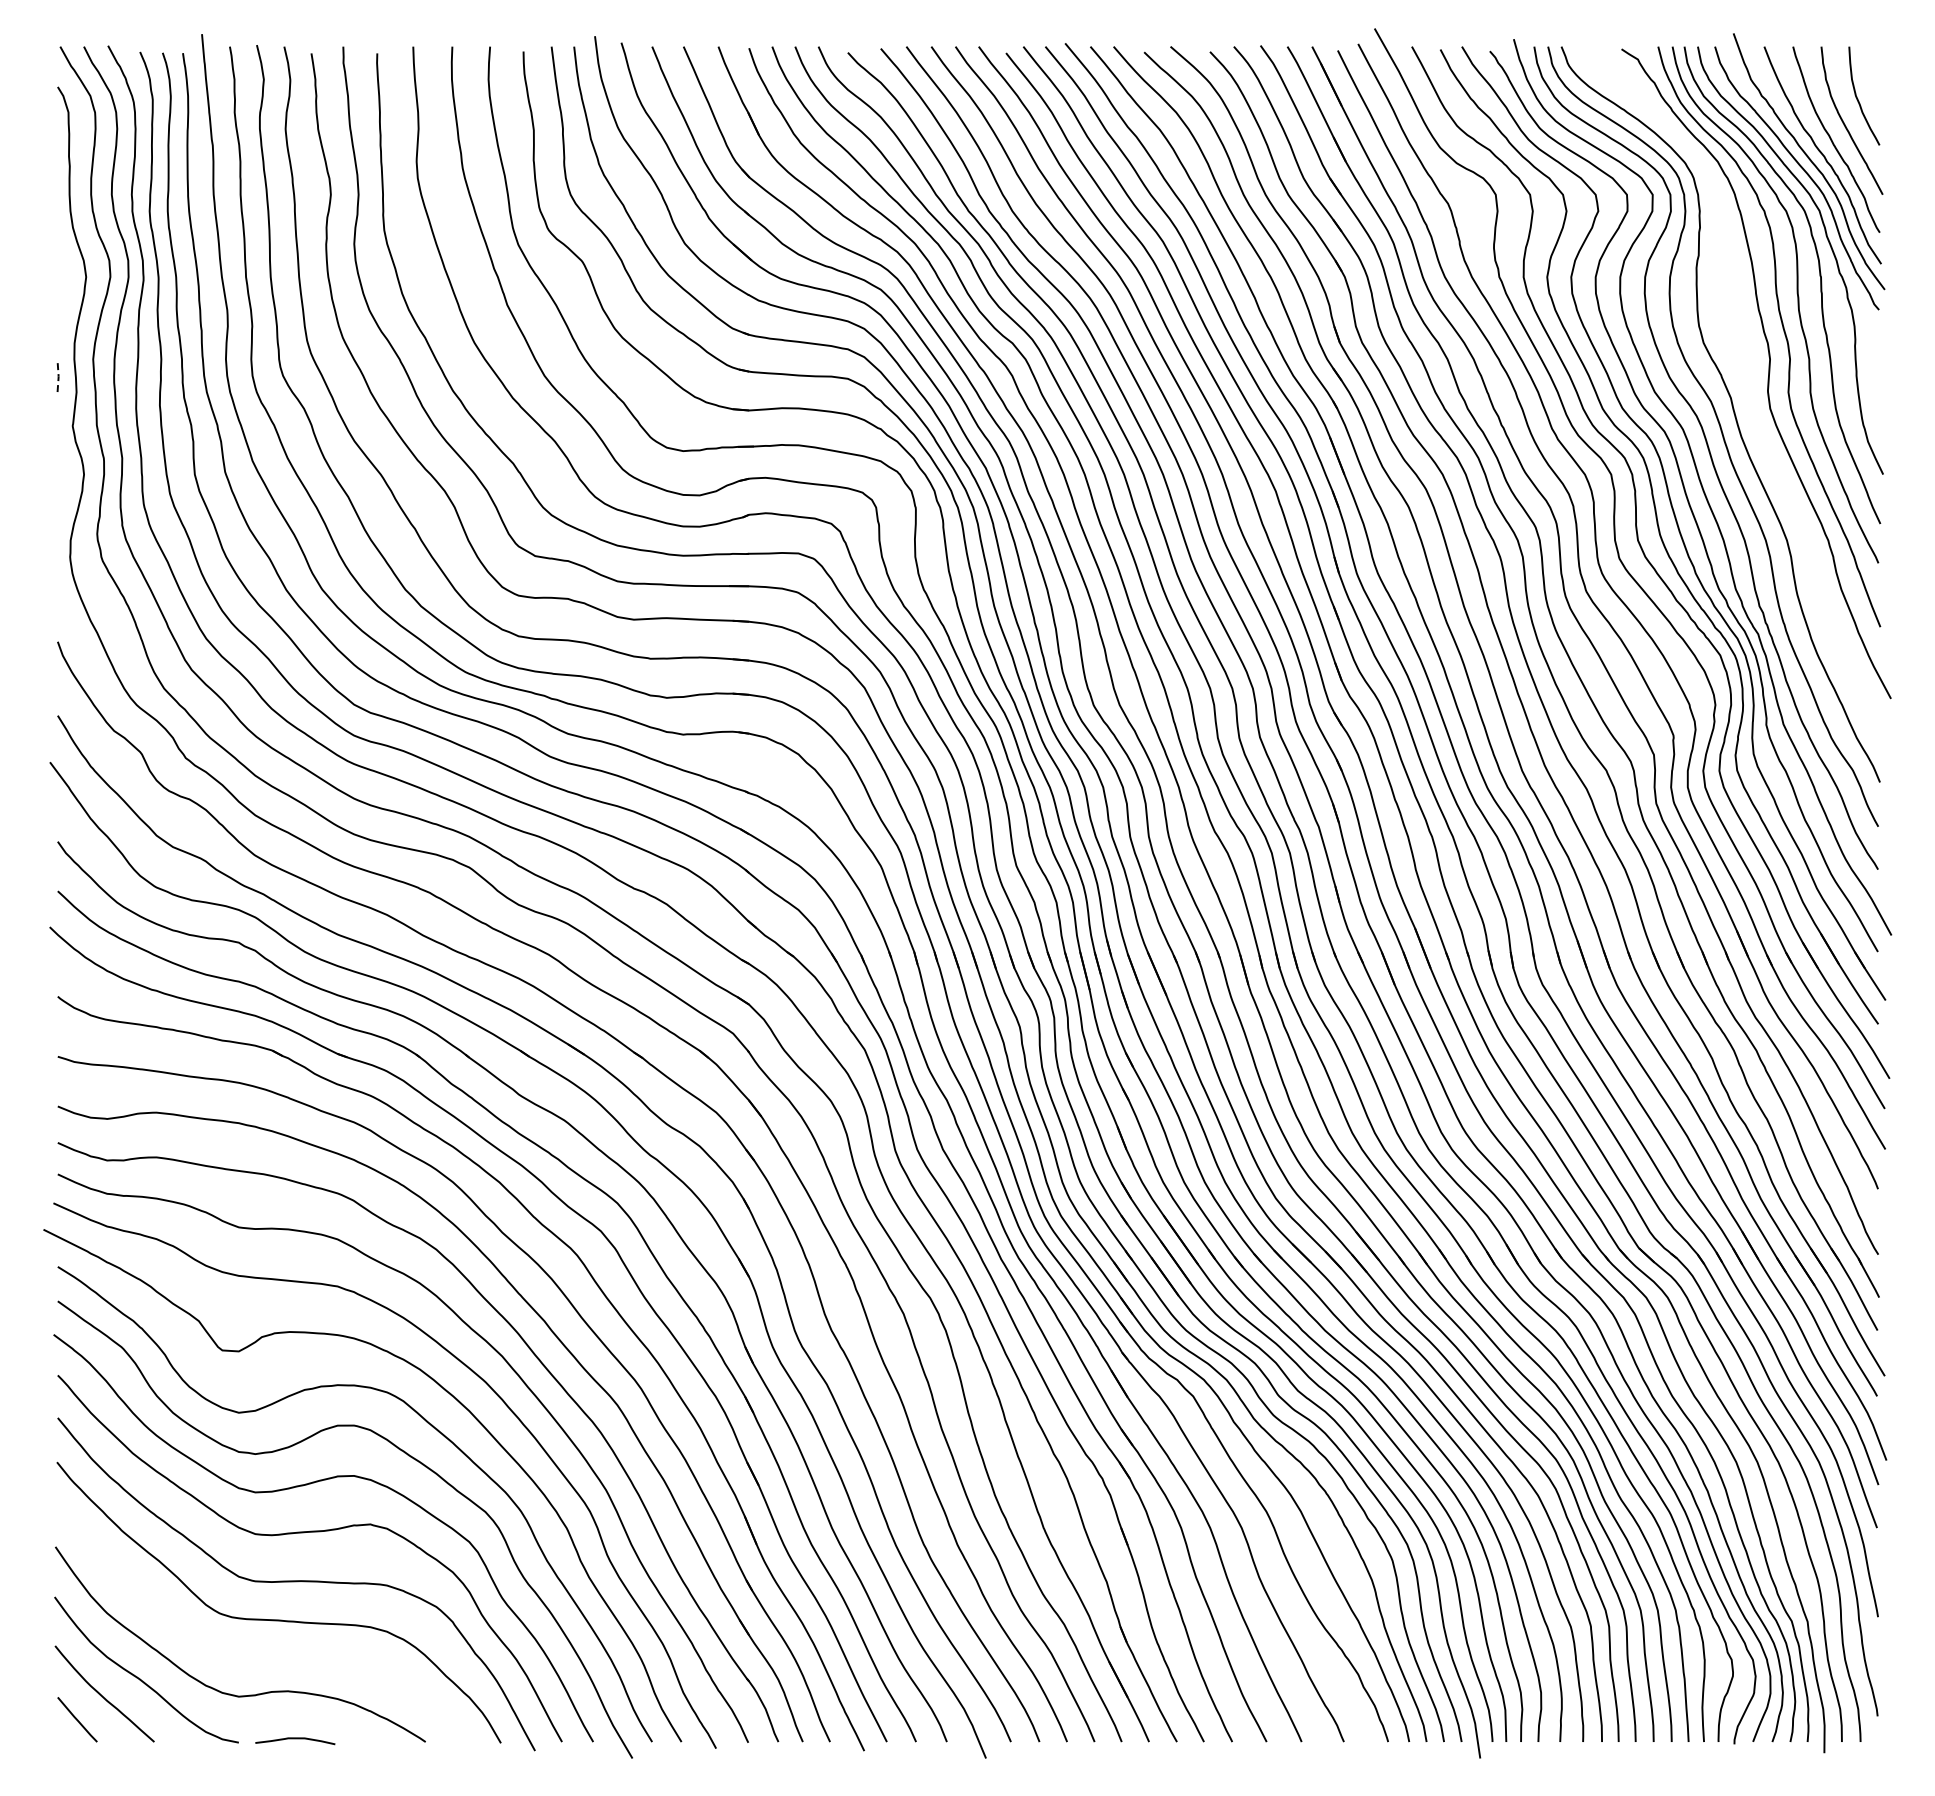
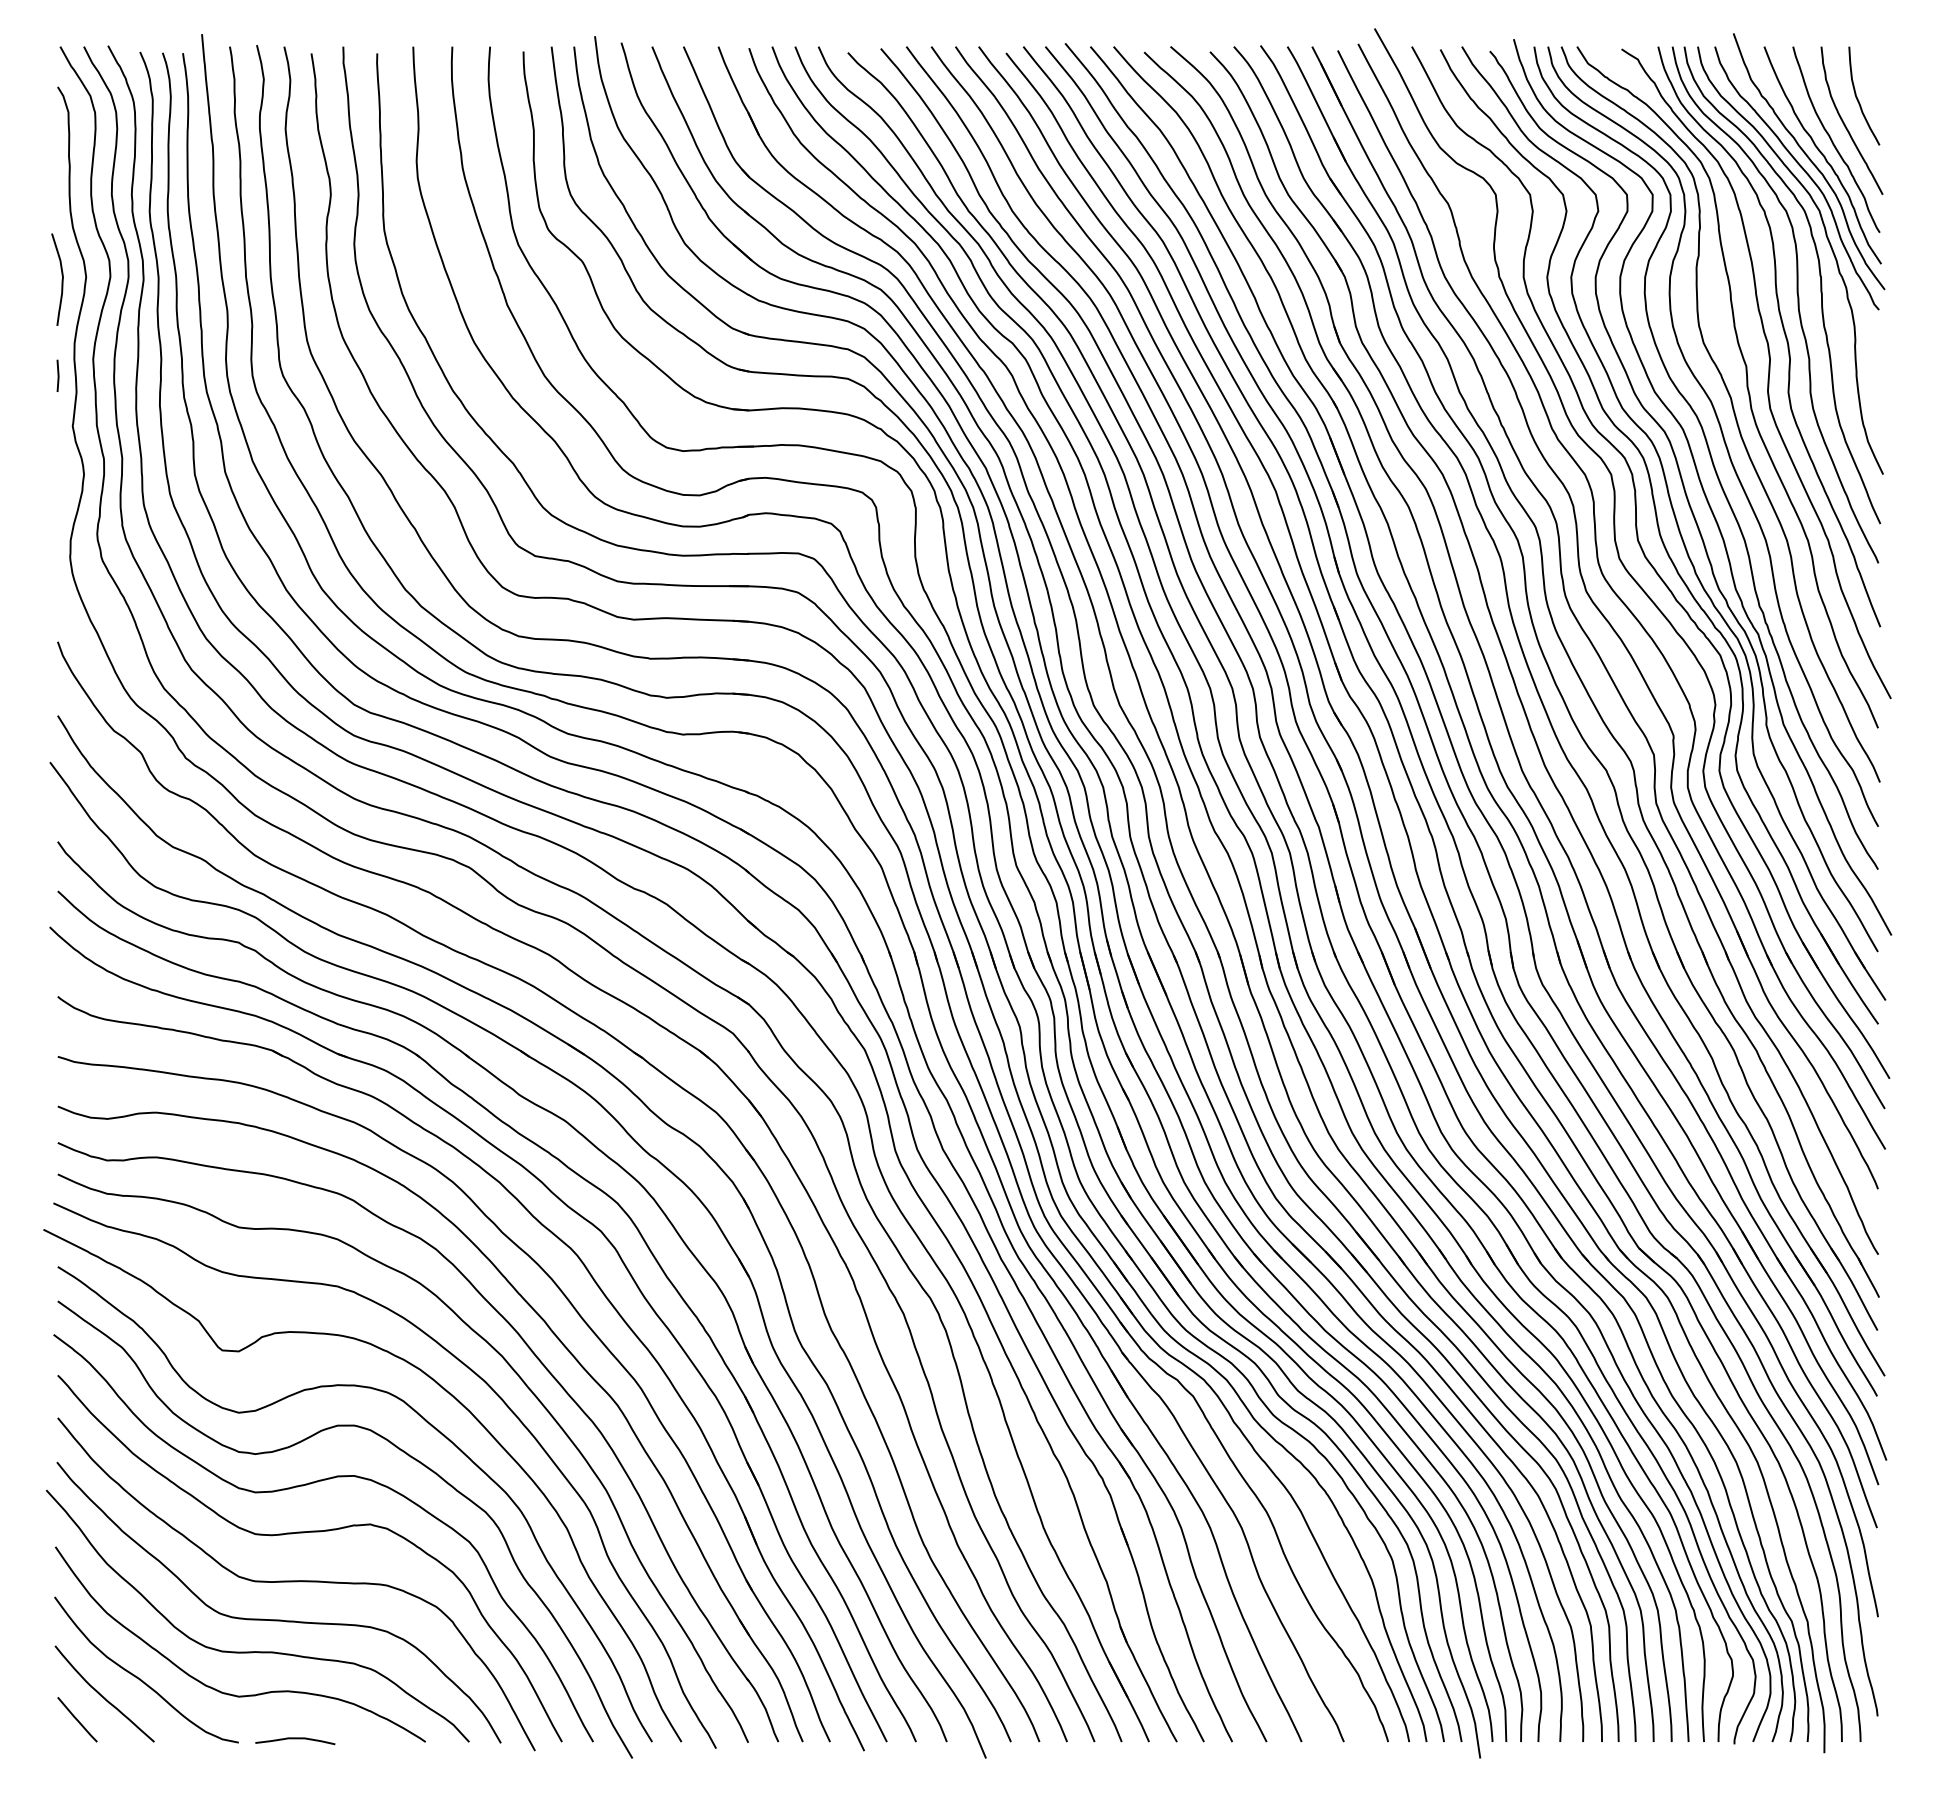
curve: none -> present (61, 279)
line: dashed -> solid (58, 376)
curve: none -> present (1746, 387)
curve: none -> present (257, 1651)
